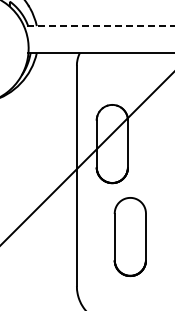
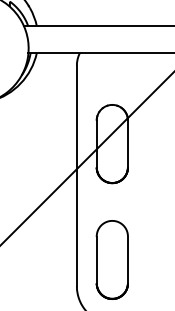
line: dashed -> solid (98, 26)
part position: (129, 236) -> (111, 259) (111, 259)
